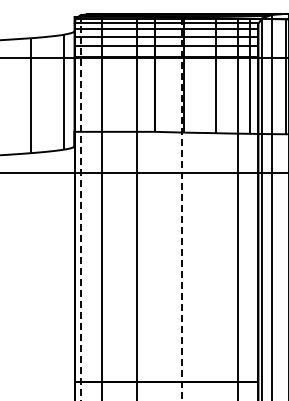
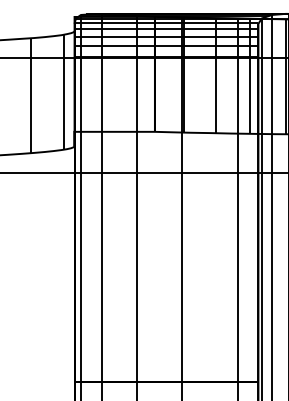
line: dashed -> solid (81, 207)
line: dashed -> solid (182, 209)
